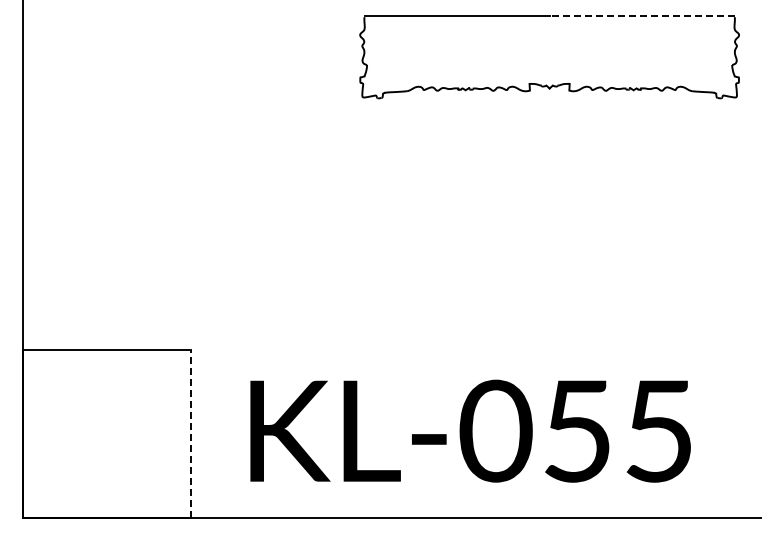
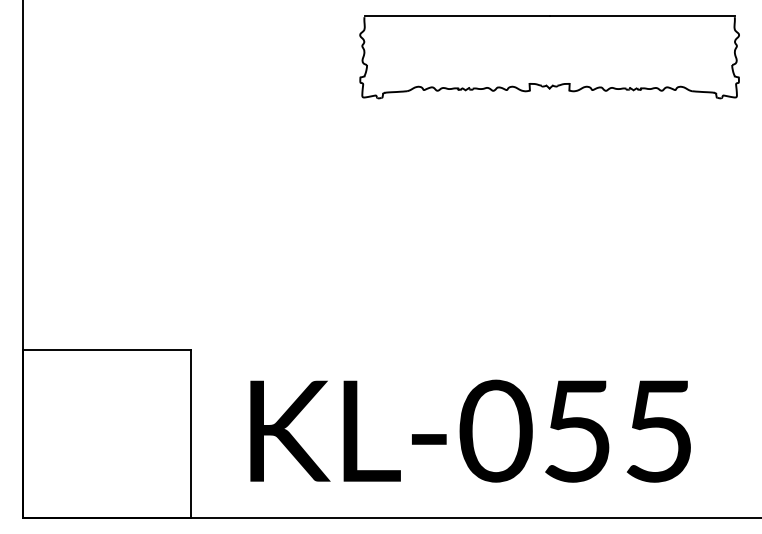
line: dashed -> solid (642, 16)
line: dashed -> solid (191, 433)
